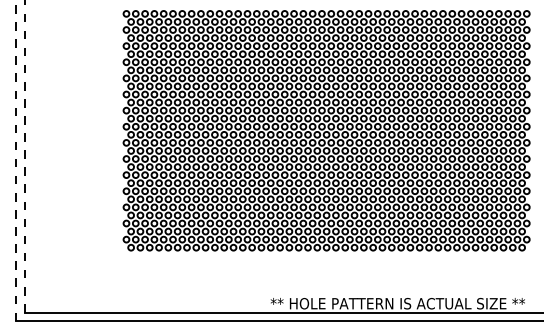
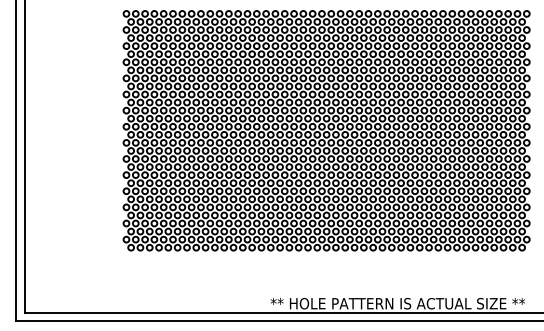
line: dashed -> solid (24, 156)
line: dashed -> solid (16, 160)
